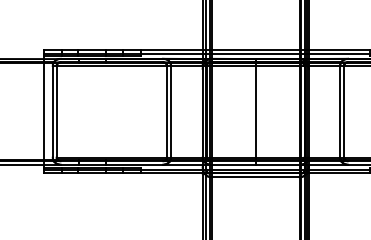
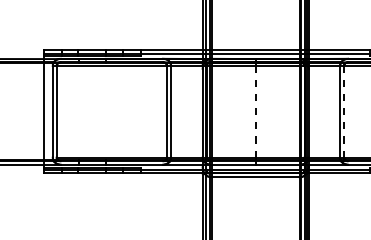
line: solid -> dashed (255, 111)
line: solid -> dashed (344, 111)
